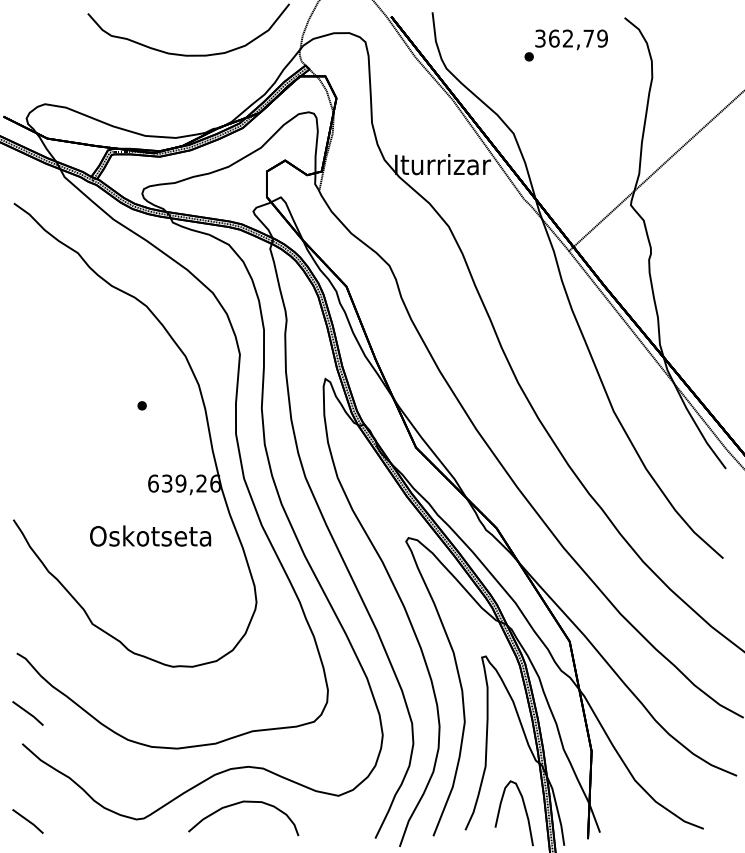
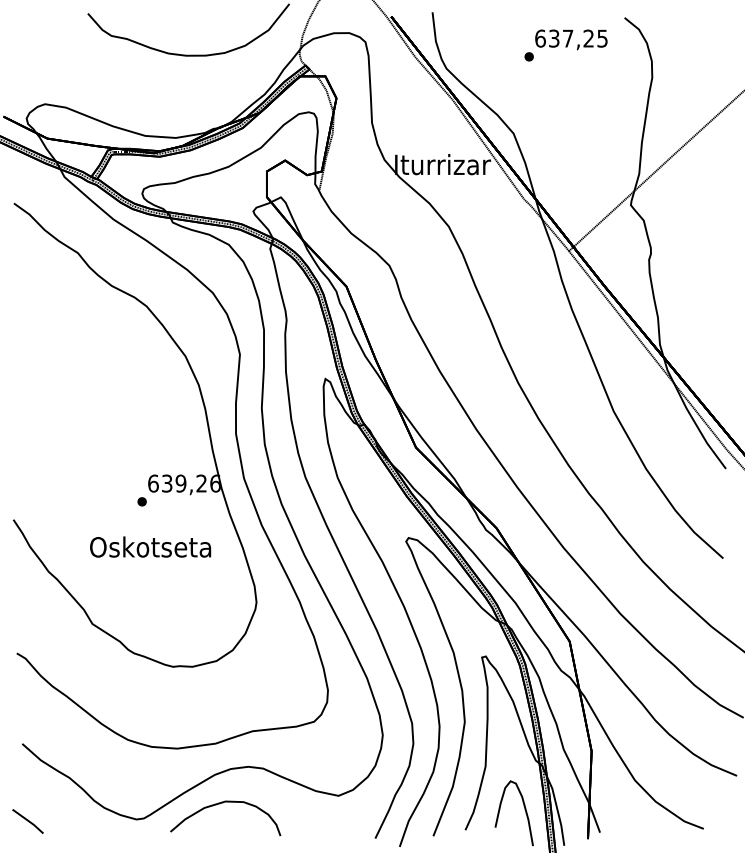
text: 362,79 -> 637,25 (571, 38)
part position: (141, 405) -> (141, 501) (141, 501)
text position: (150, 535) -> (150, 546) (150, 546)
line: present -> none (27, 713)
curve position: (241, 803) -> (223, 803) (223, 803)
